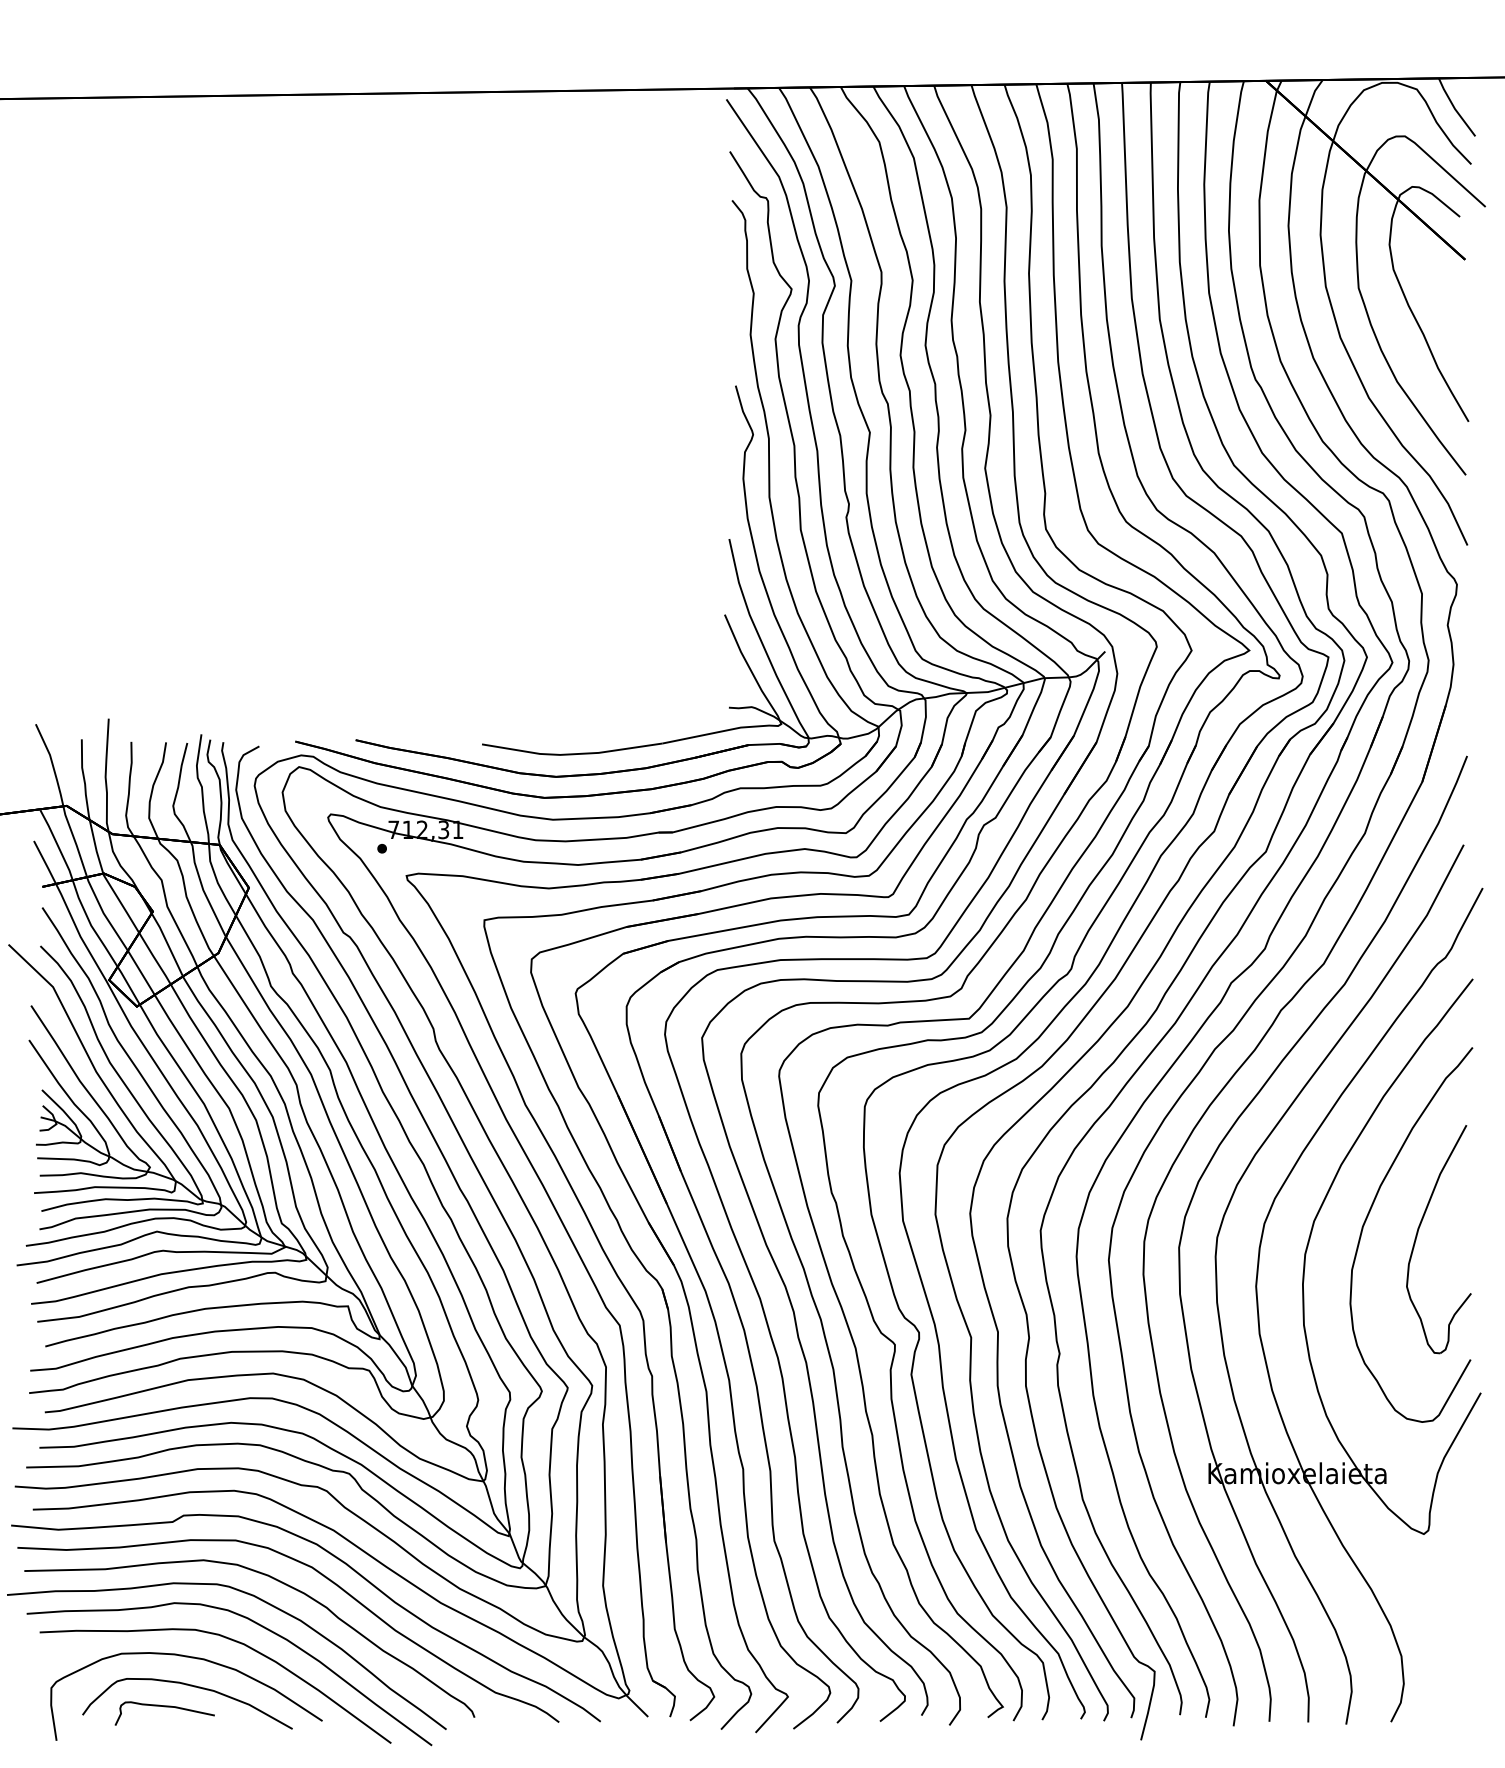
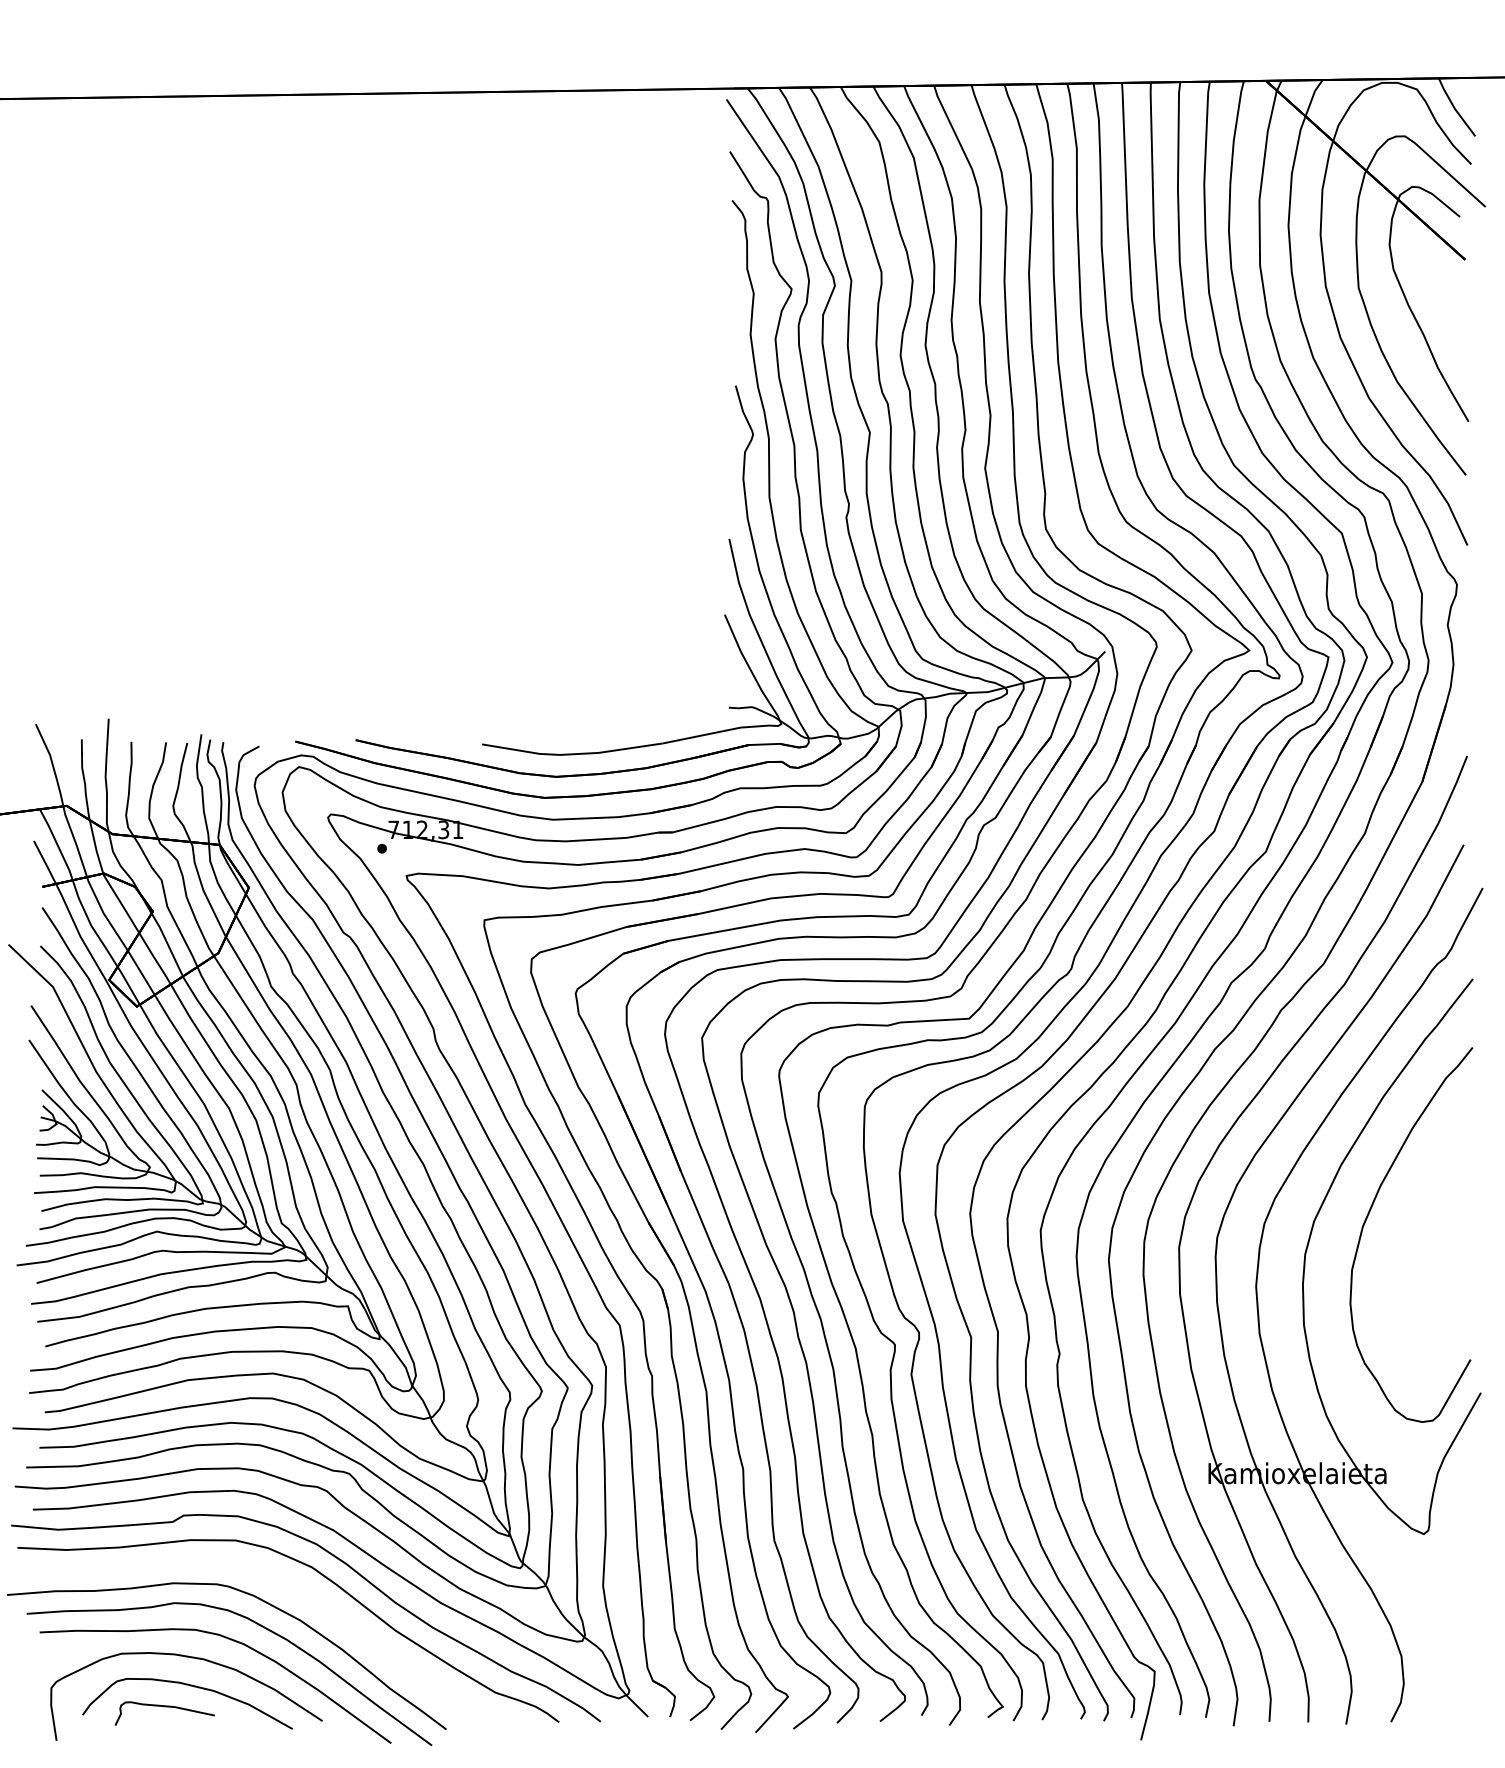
part: present -> none (1418, 1233)
curve: present -> none (277, 1581)
